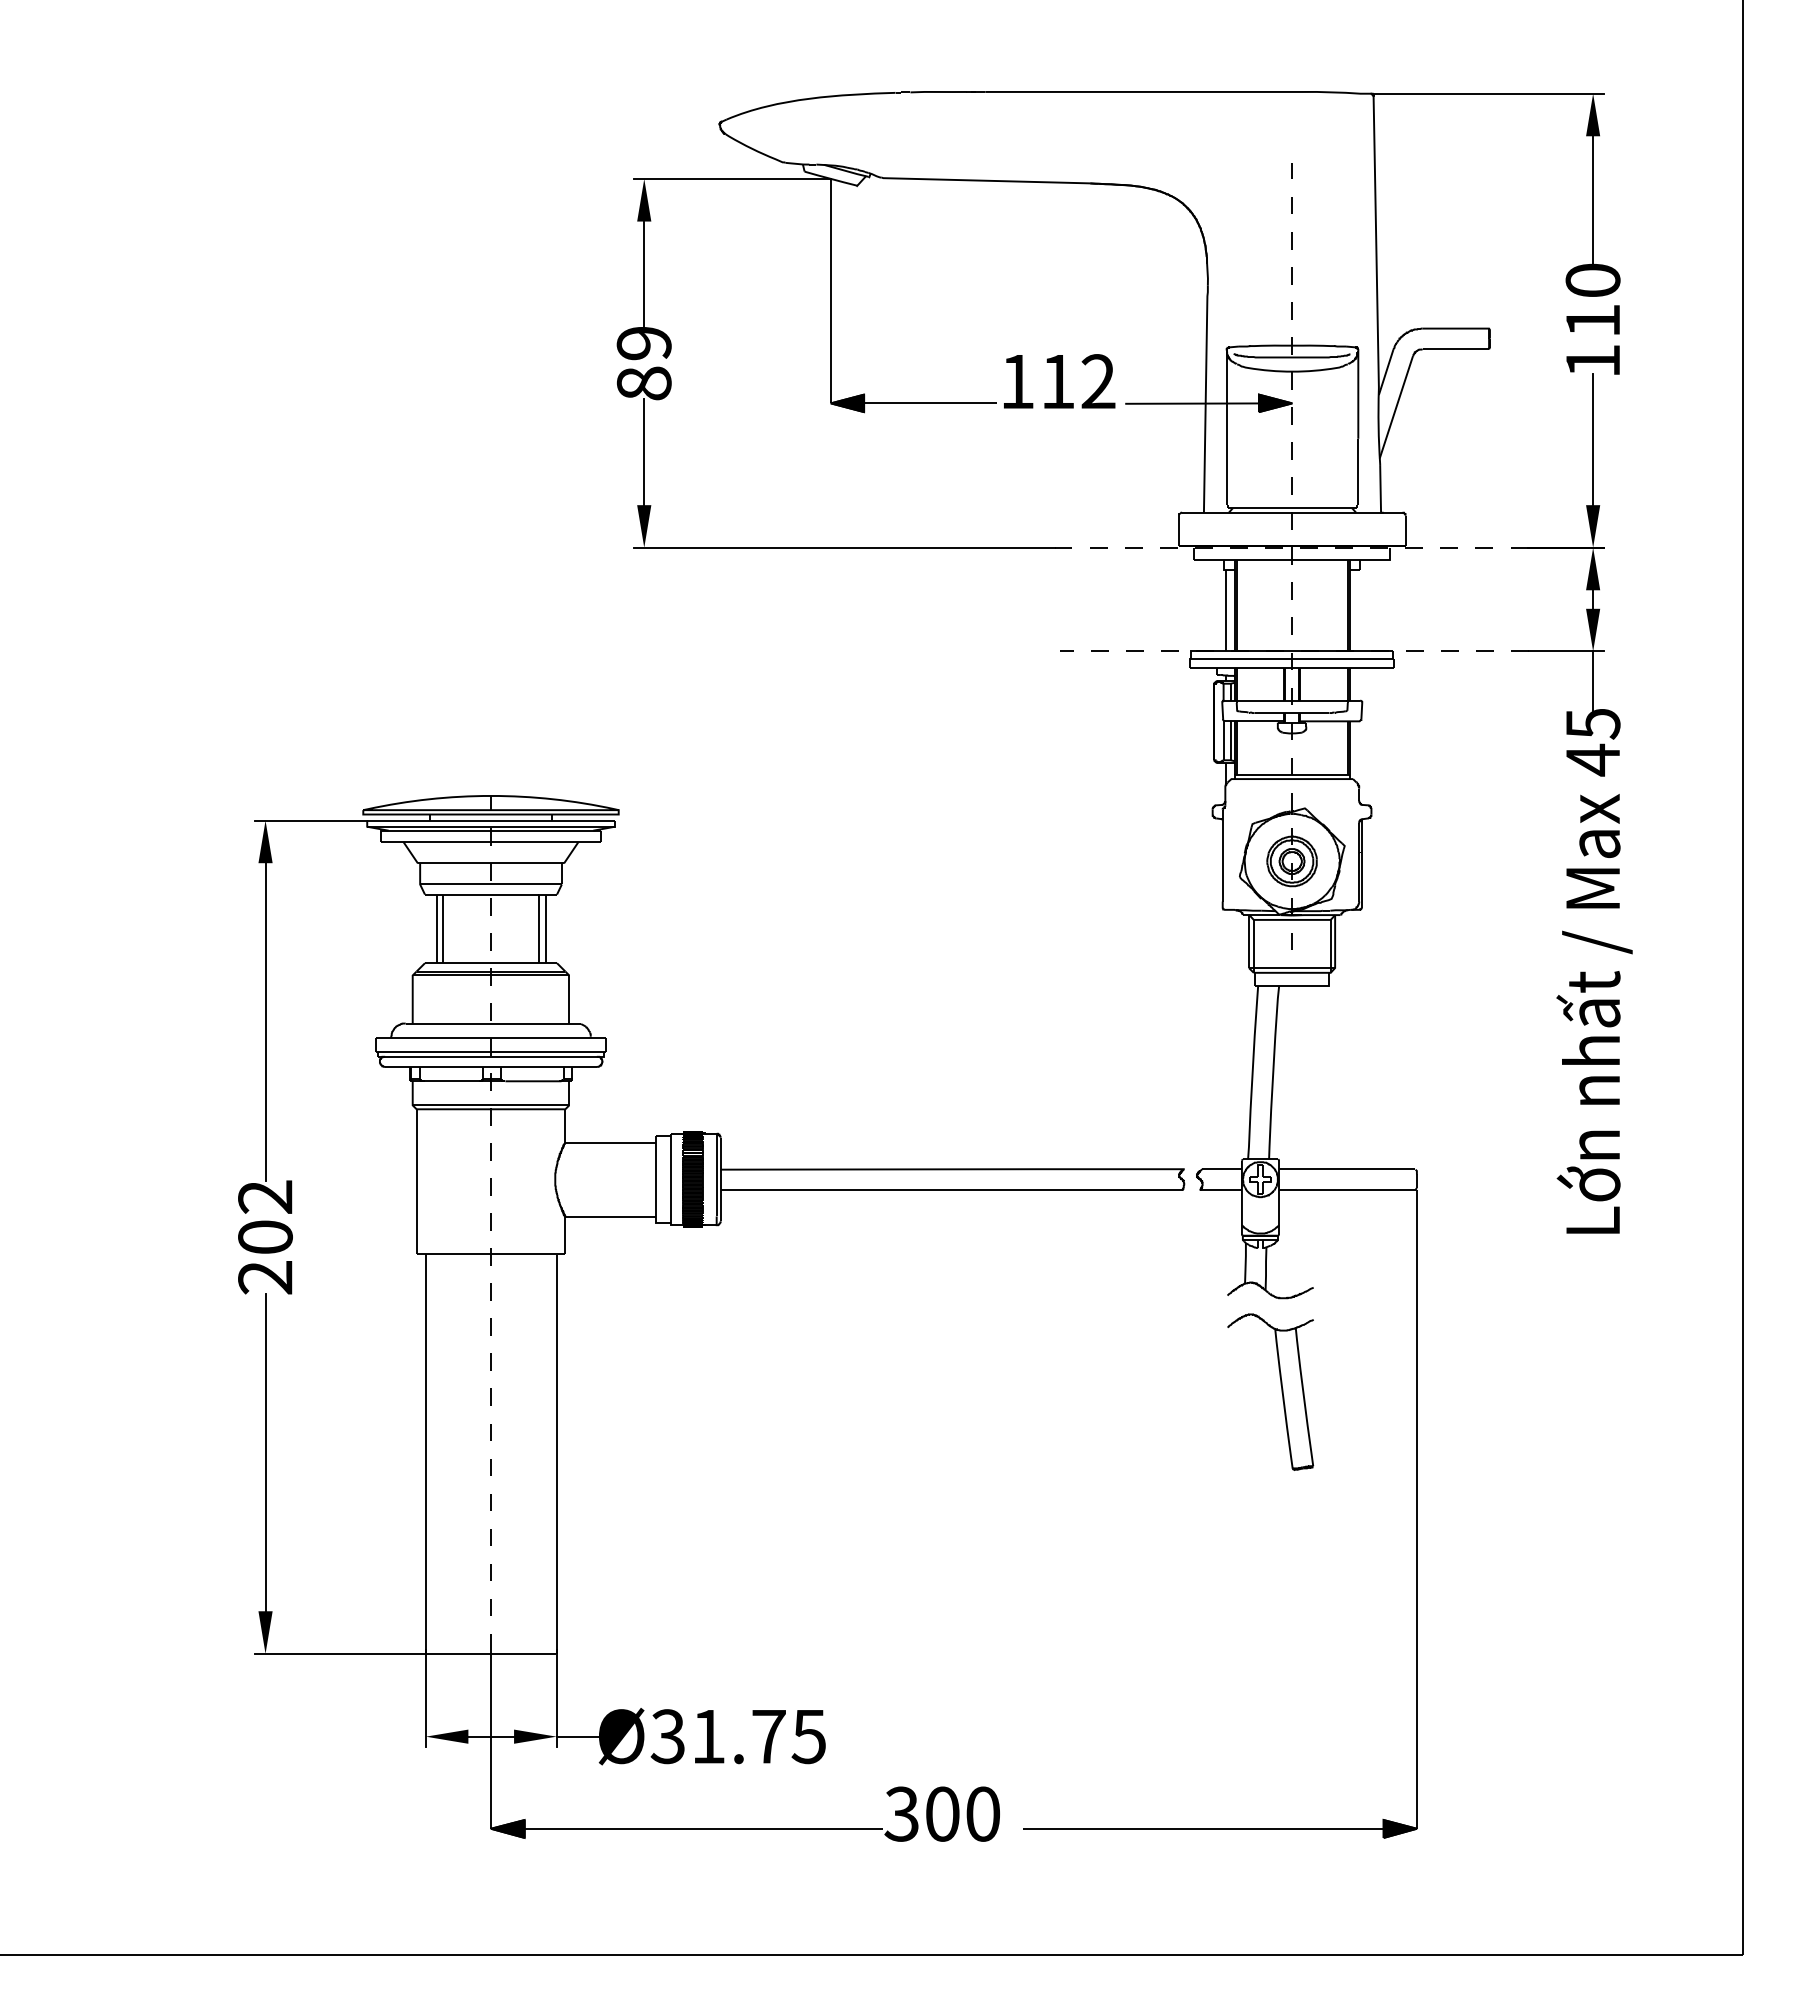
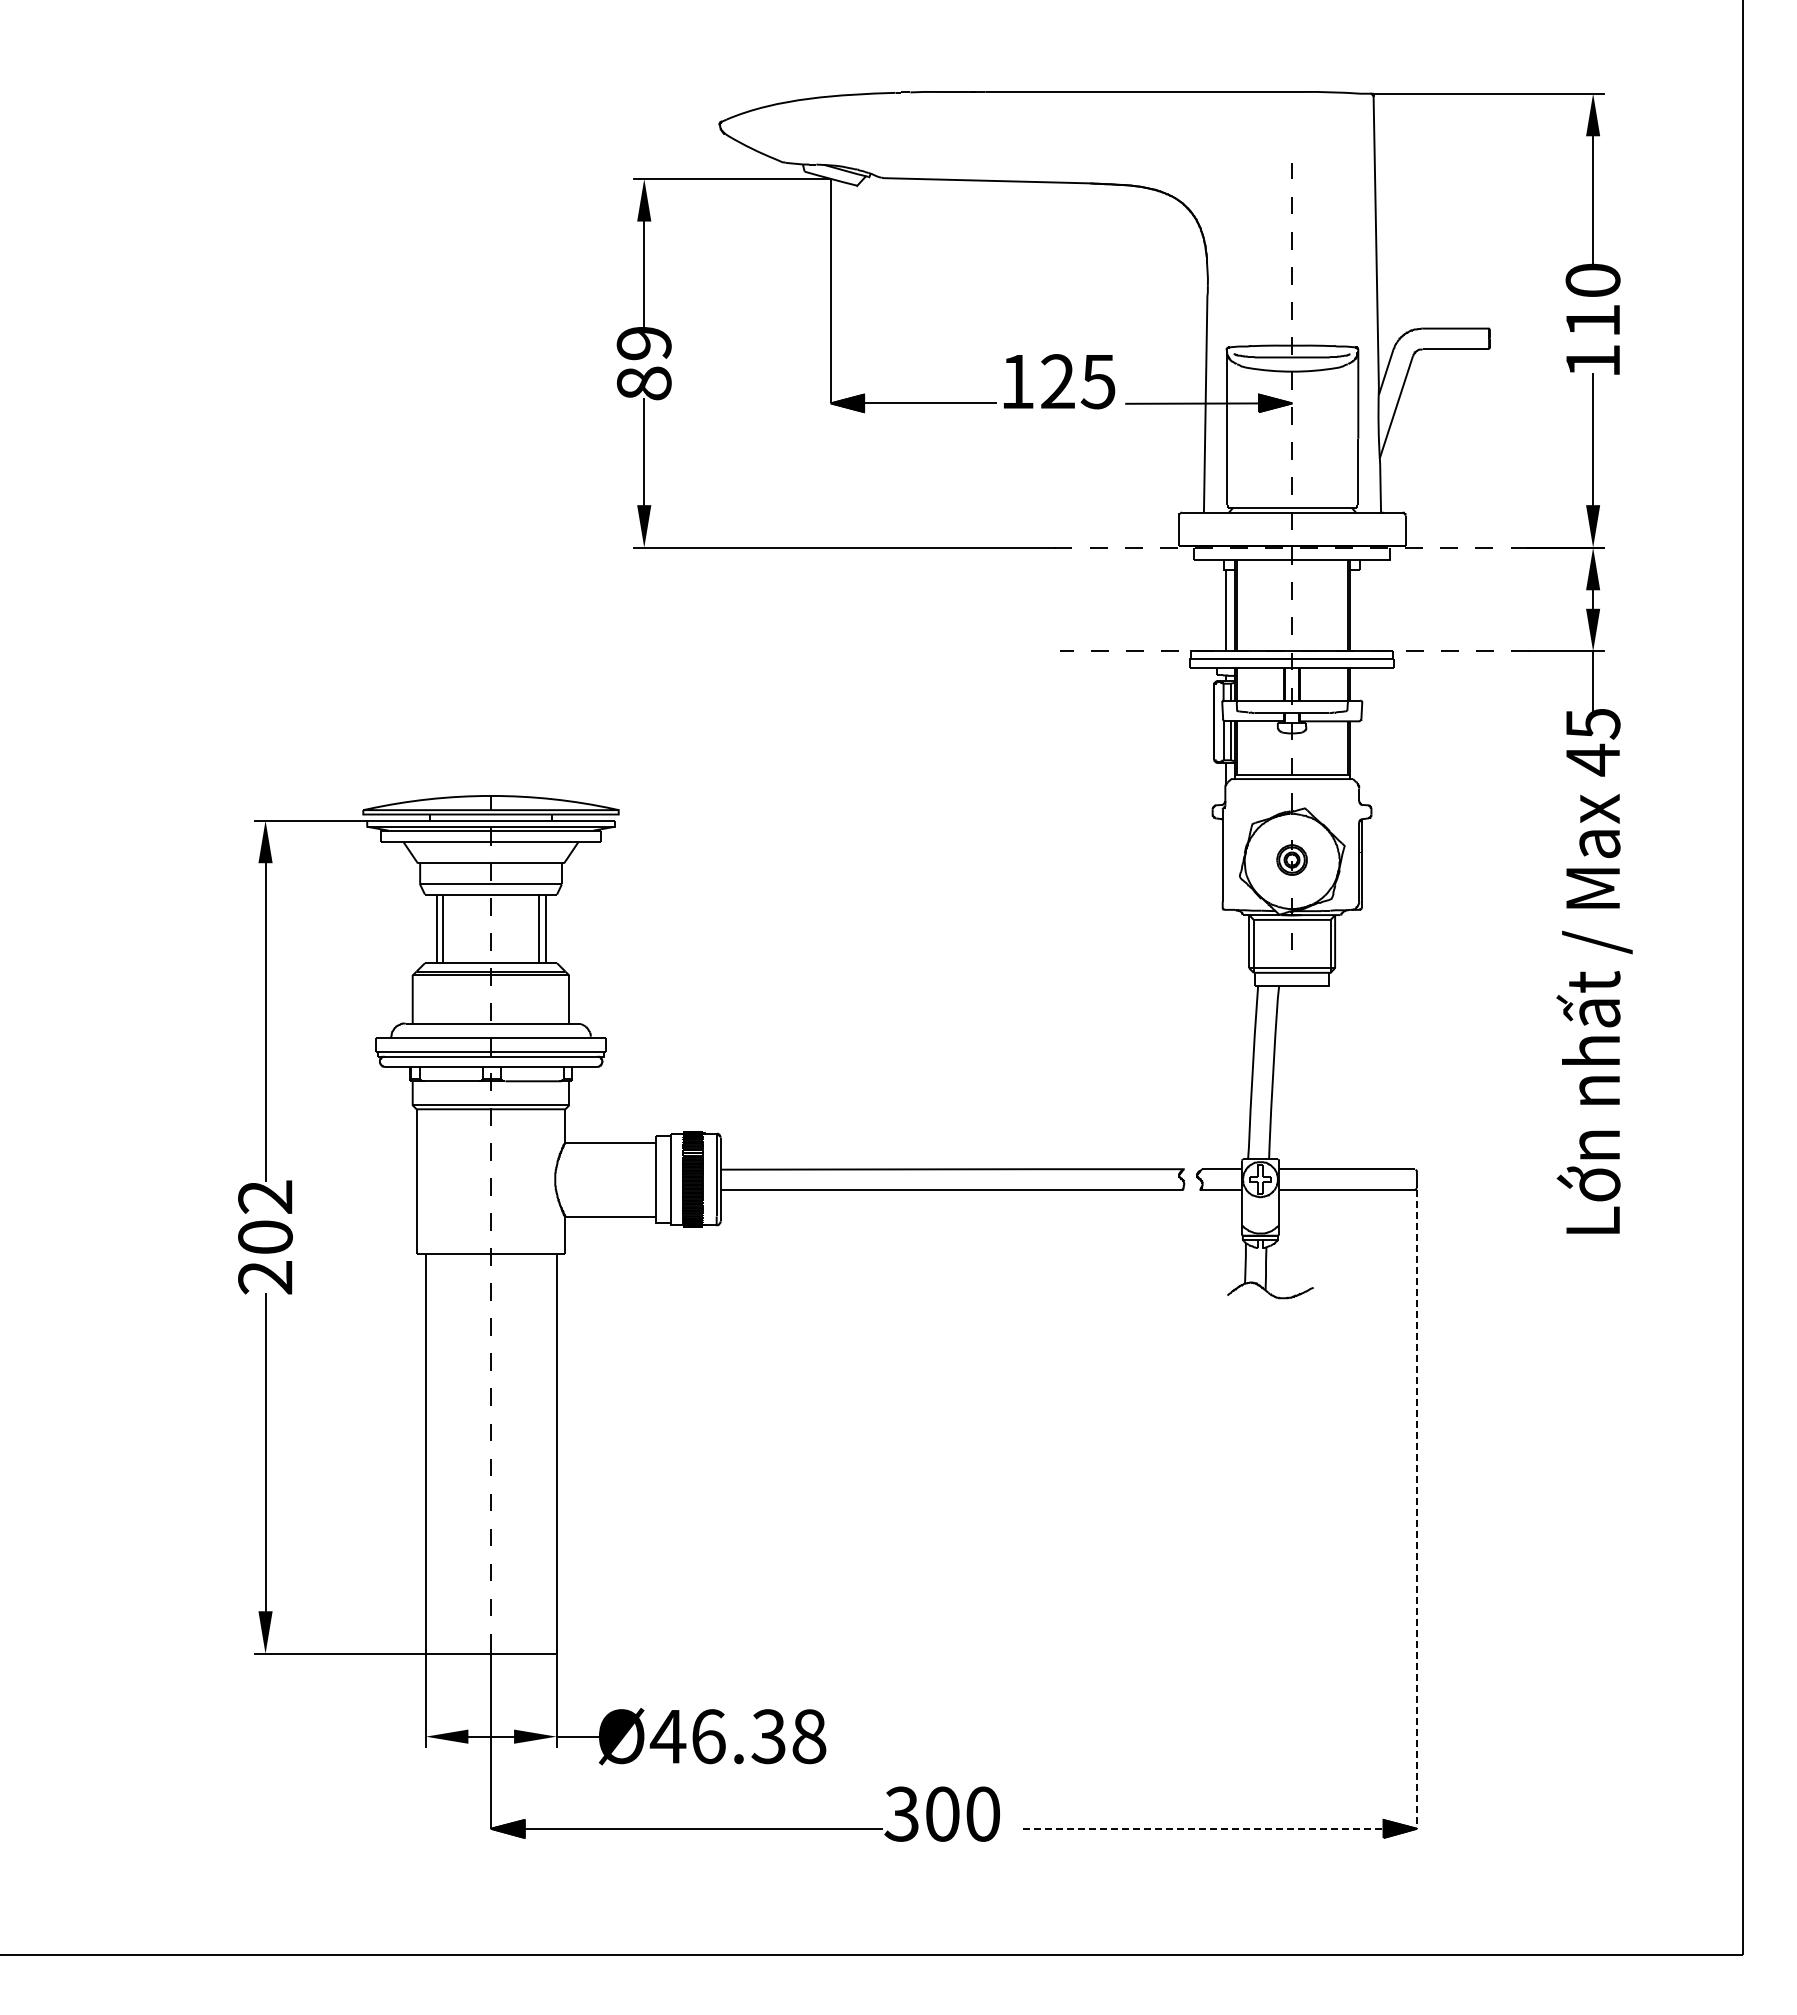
text: 112 -> 125 (1078, 381)
part size: 52x60 px -> 32x36 px (1291, 857)
part: present -> none (1281, 1391)
line: solid -> dashed (1416, 1509)
text: Ø31.75 -> Ø46.38 (737, 1736)
line: solid -> dashed (1214, 1828)
